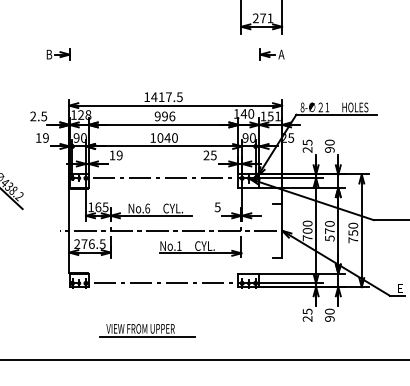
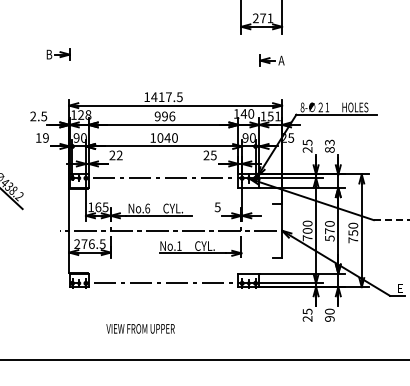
part position: (271, 54) -> (271, 60) (271, 60)
text: 90 -> 83 (329, 145)
text: 19 -> 22 (115, 155)
line: solid -> dashed (391, 220)
line: present -> none (146, 337)
